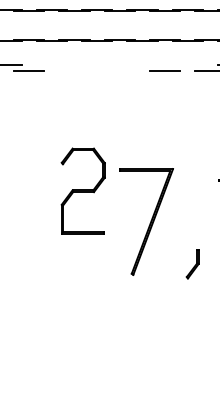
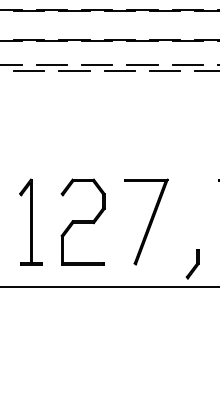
line: none -> present (51, 64)
line: none -> present (96, 64)
line: none -> present (142, 64)
line: none -> present (187, 64)
line: none -> present (74, 71)
line: none -> present (119, 71)
part position: (82, 190) -> (82, 221) (82, 221)
part: none -> present (30, 221)
part size: 55x108 px -> 45x88 px (146, 221)
line: none -> present (109, 287)
